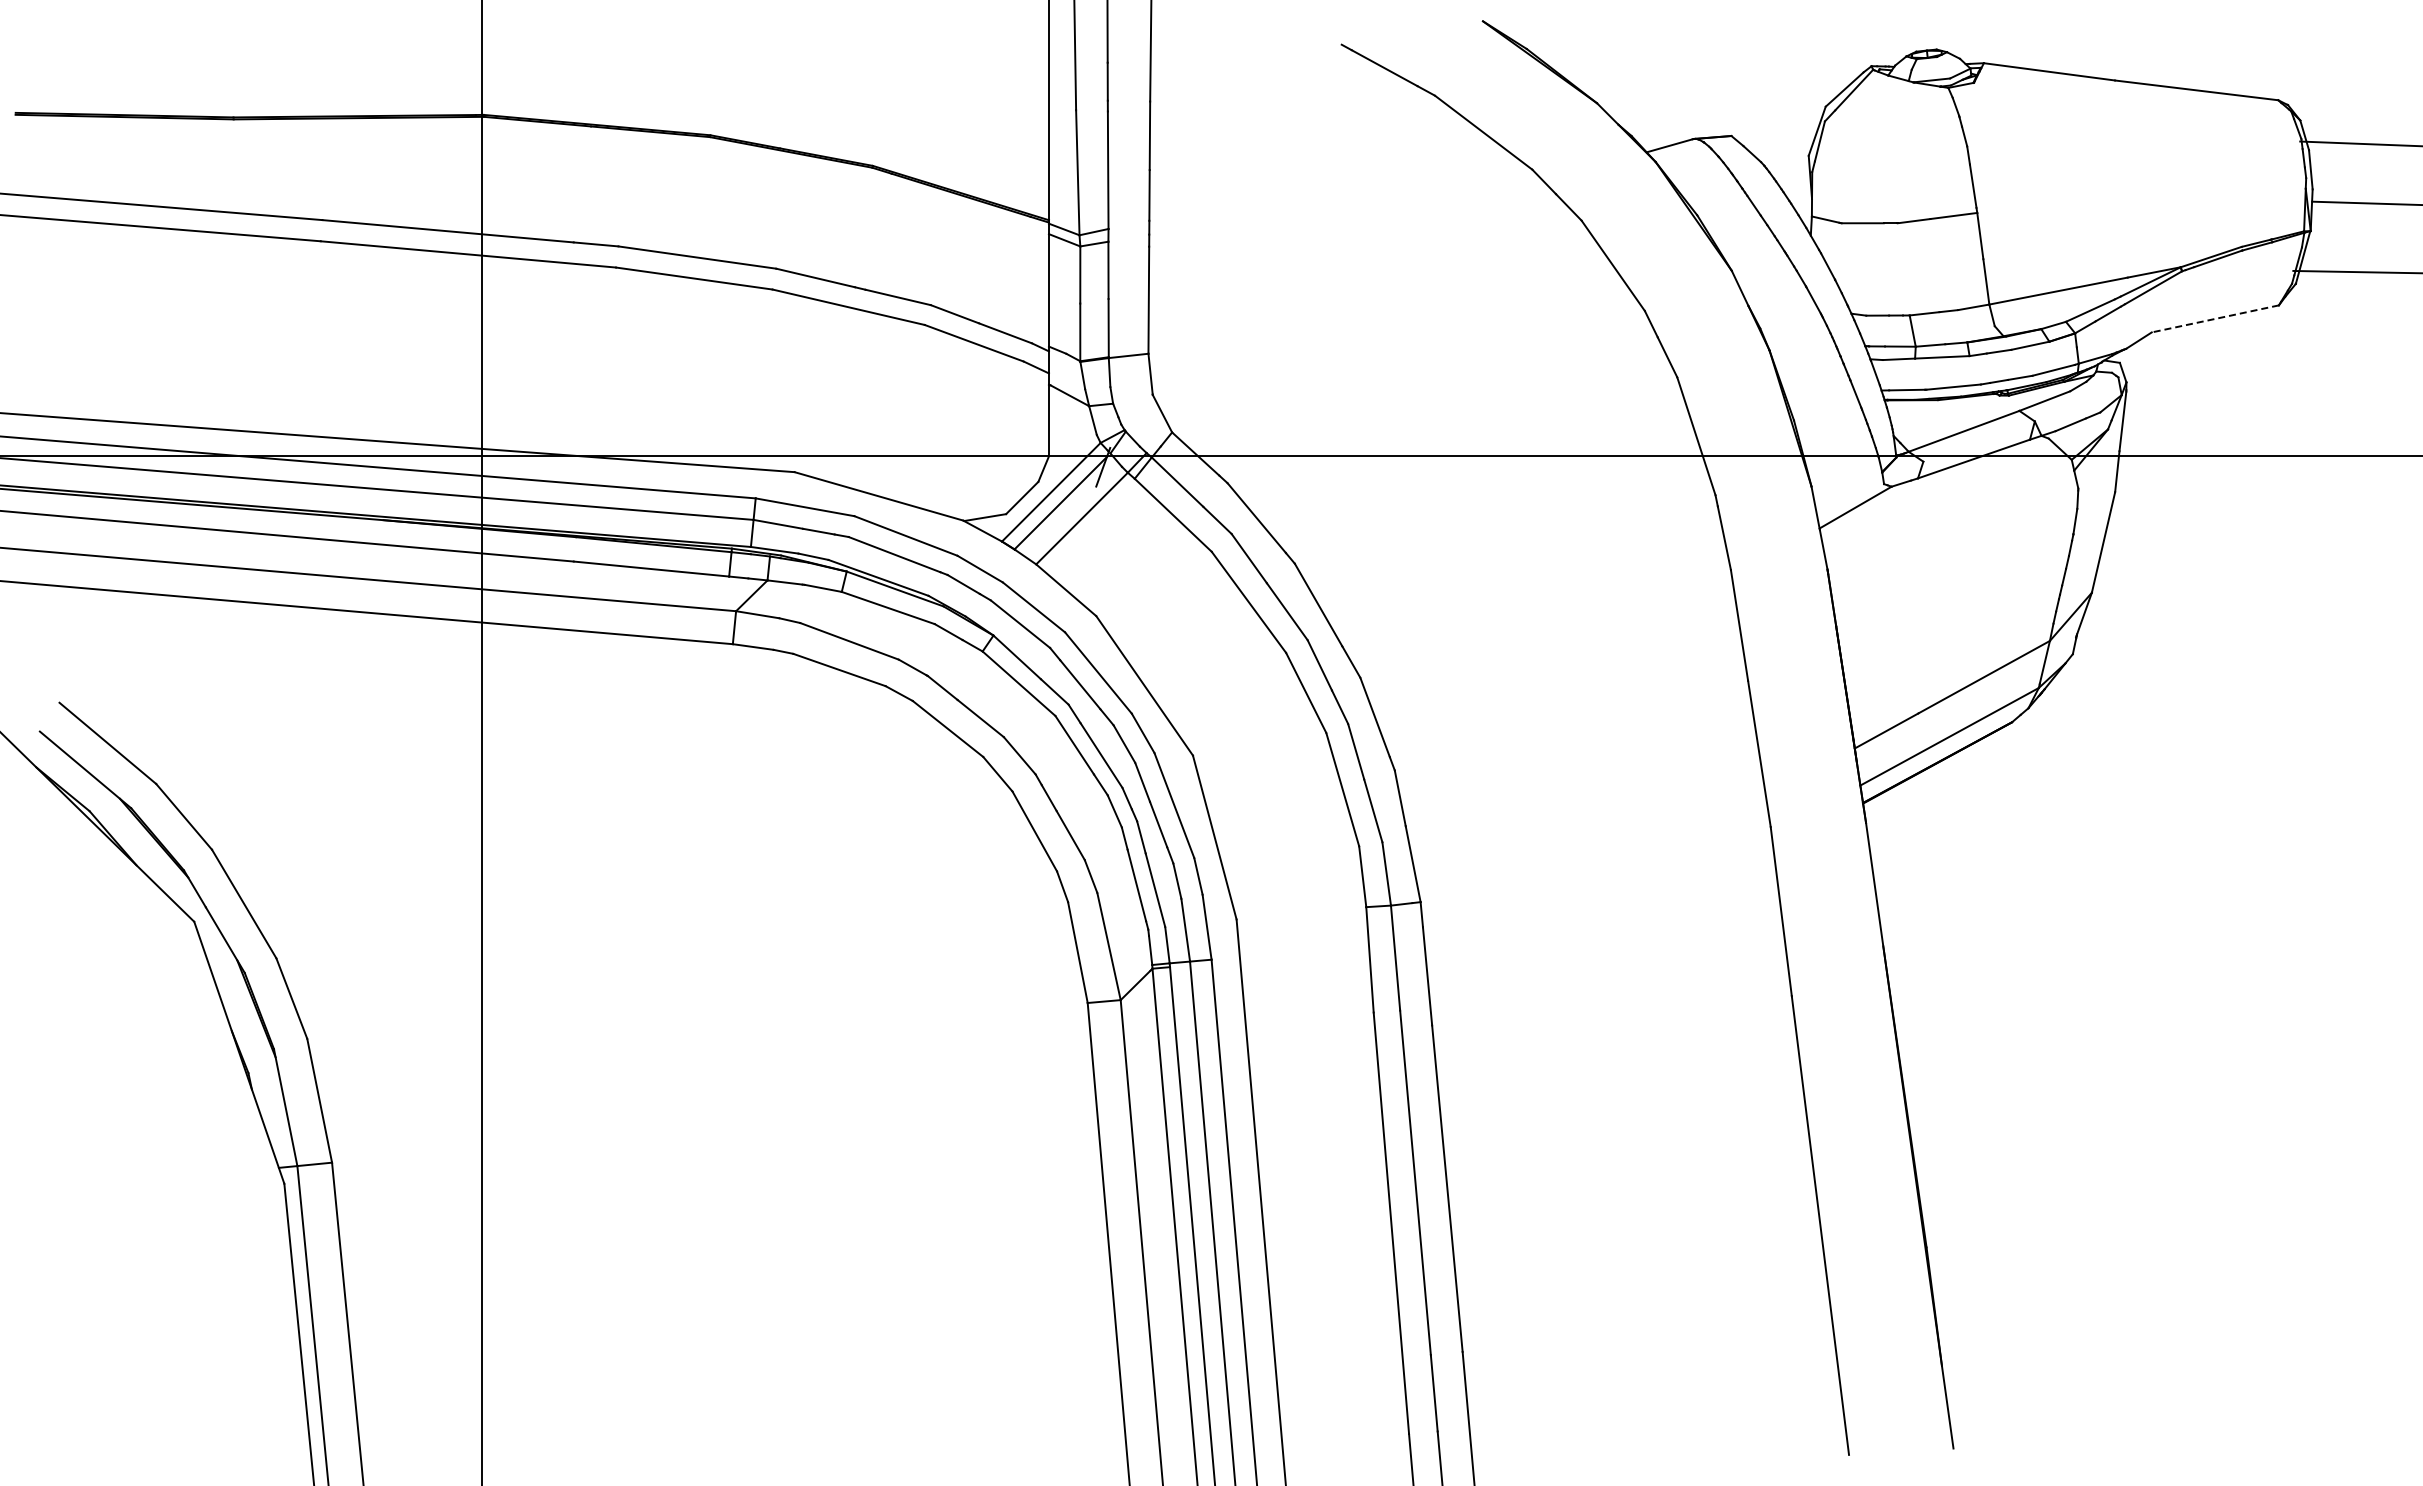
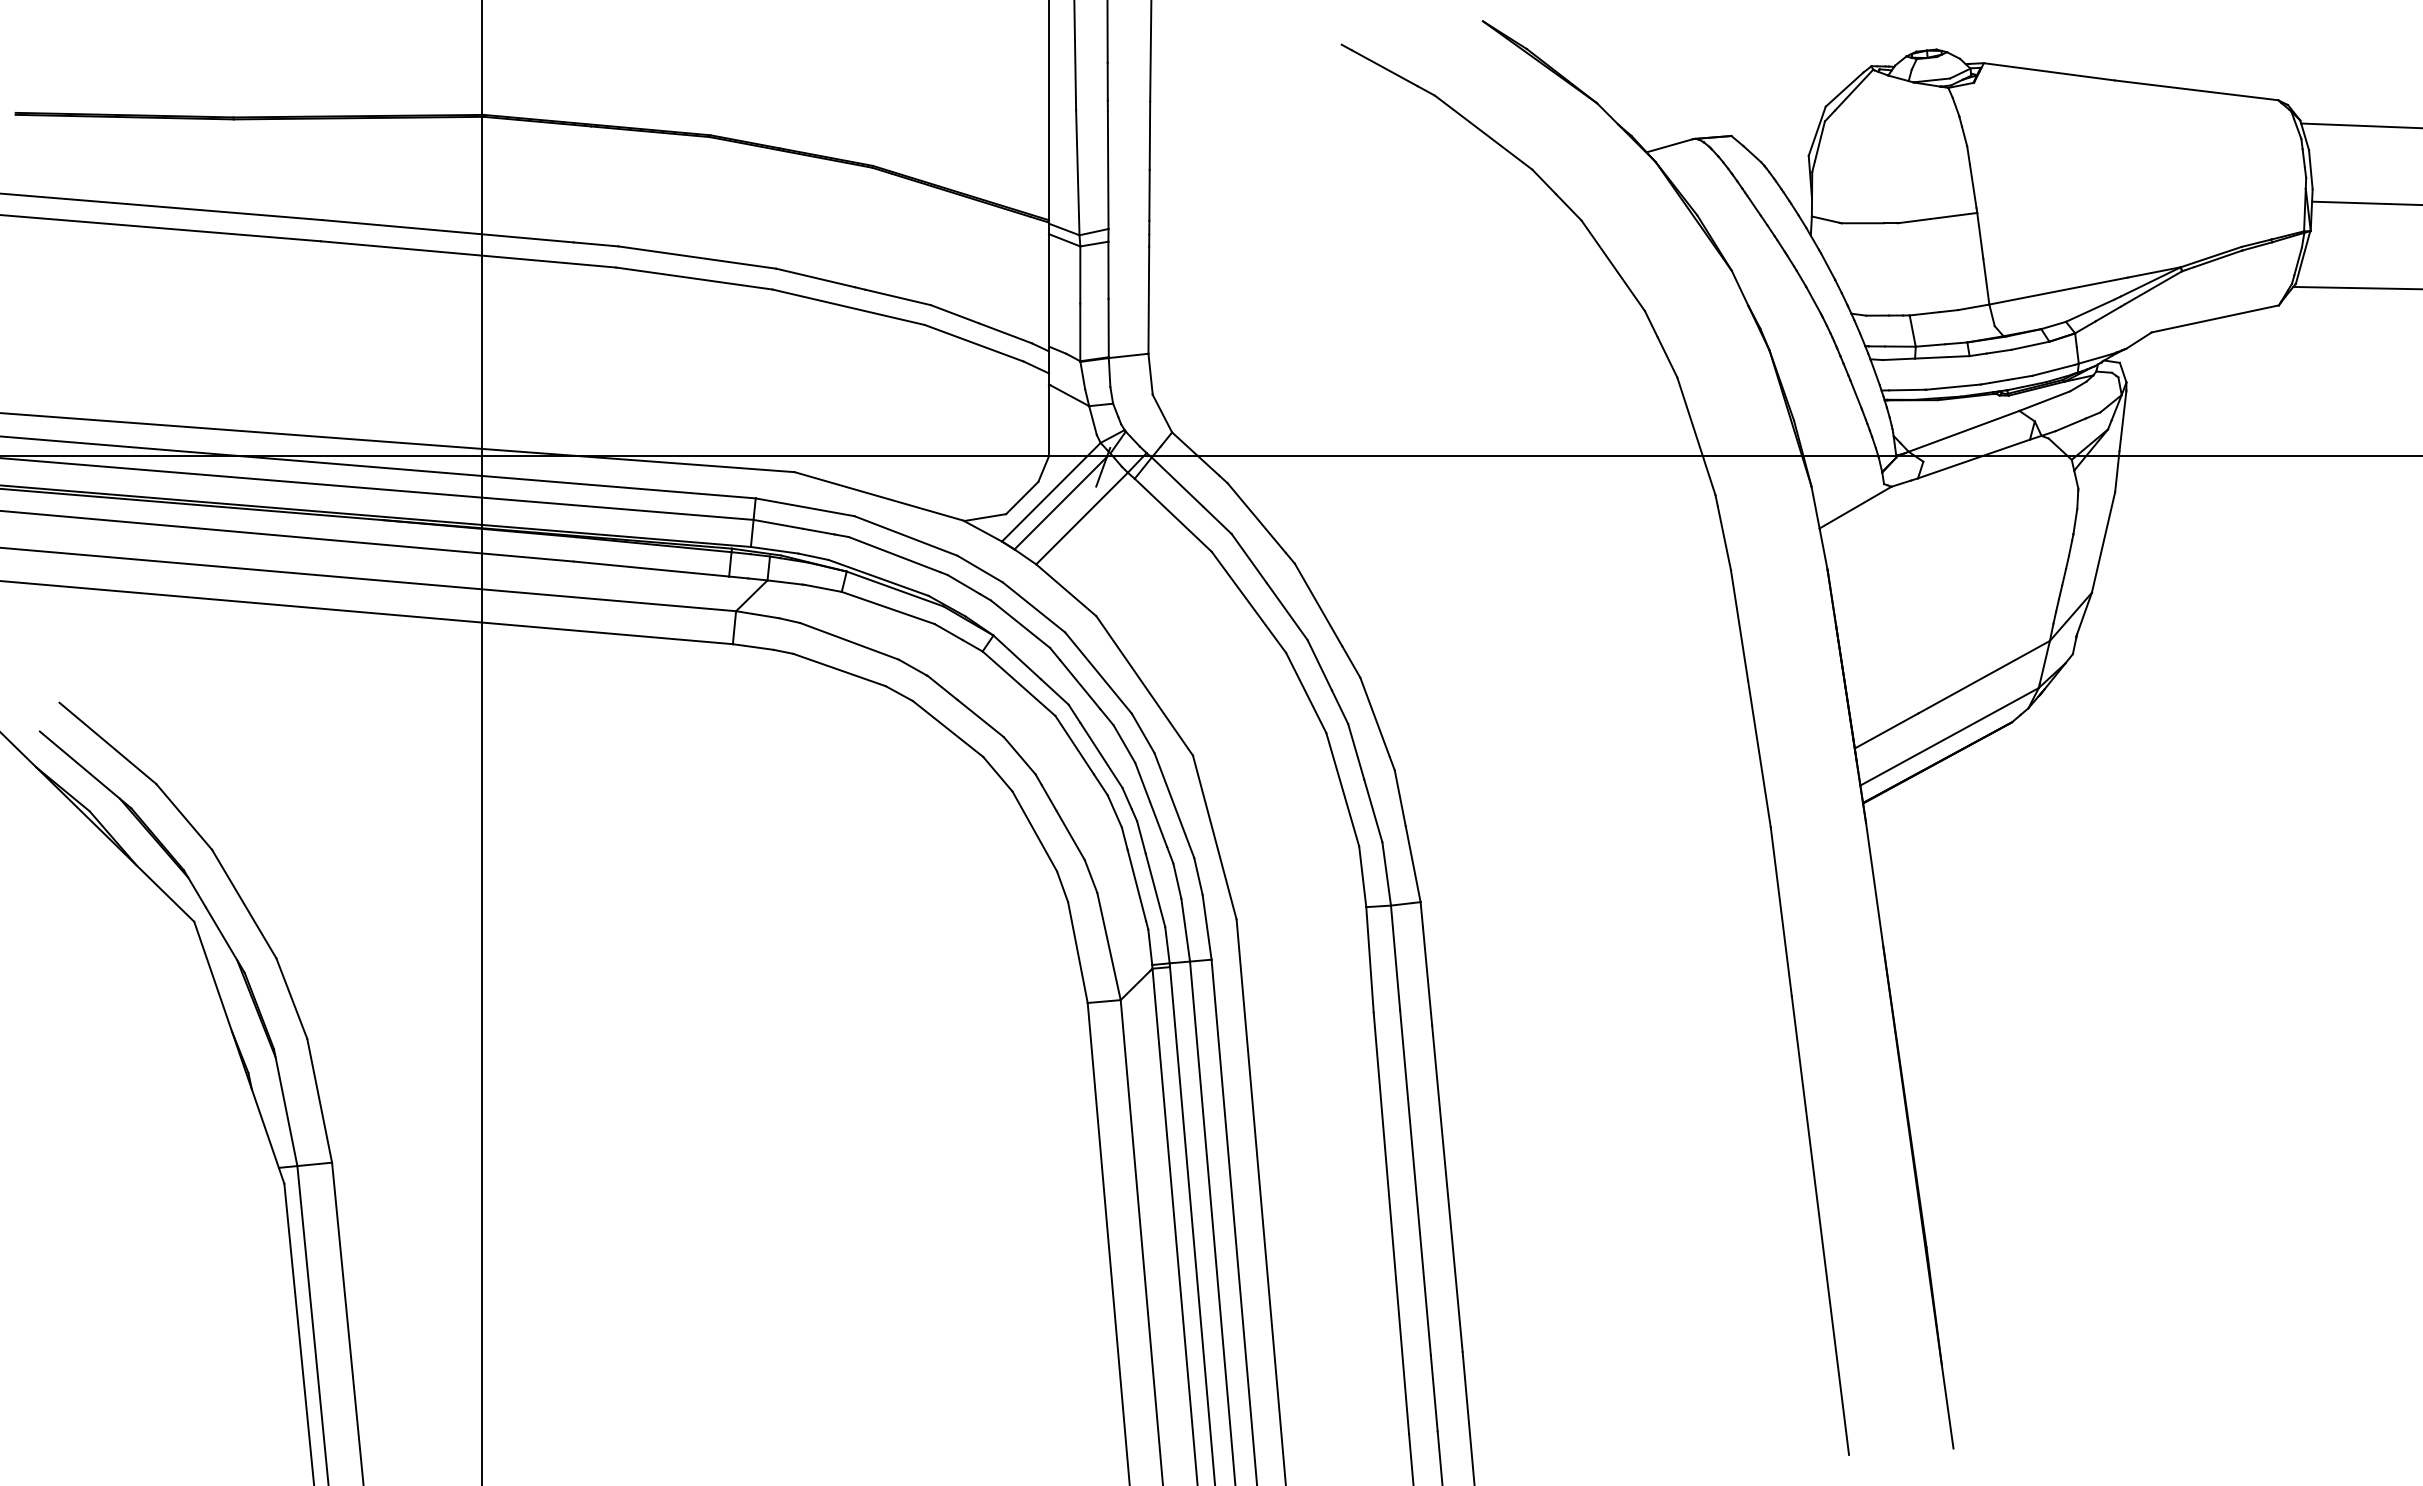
line position: (2359, 143) -> (2360, 125) (2360, 125)
line position: (2356, 271) -> (2356, 287) (2356, 287)
line: dashed -> solid (2215, 318)
